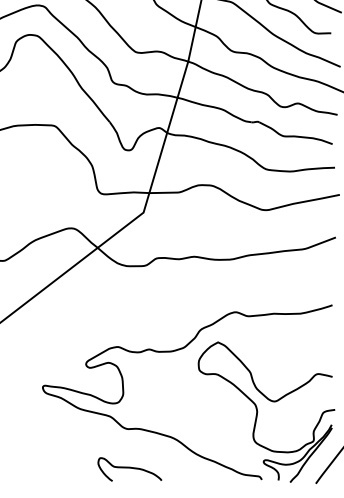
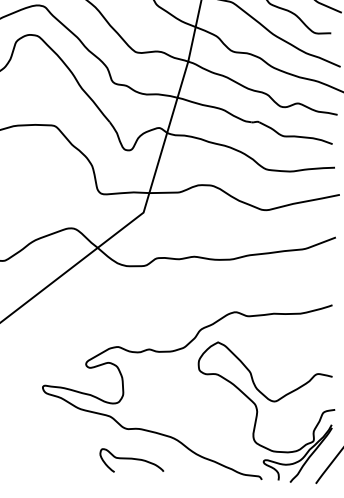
curve position: (129, 468) -> (131, 459) (131, 459)
